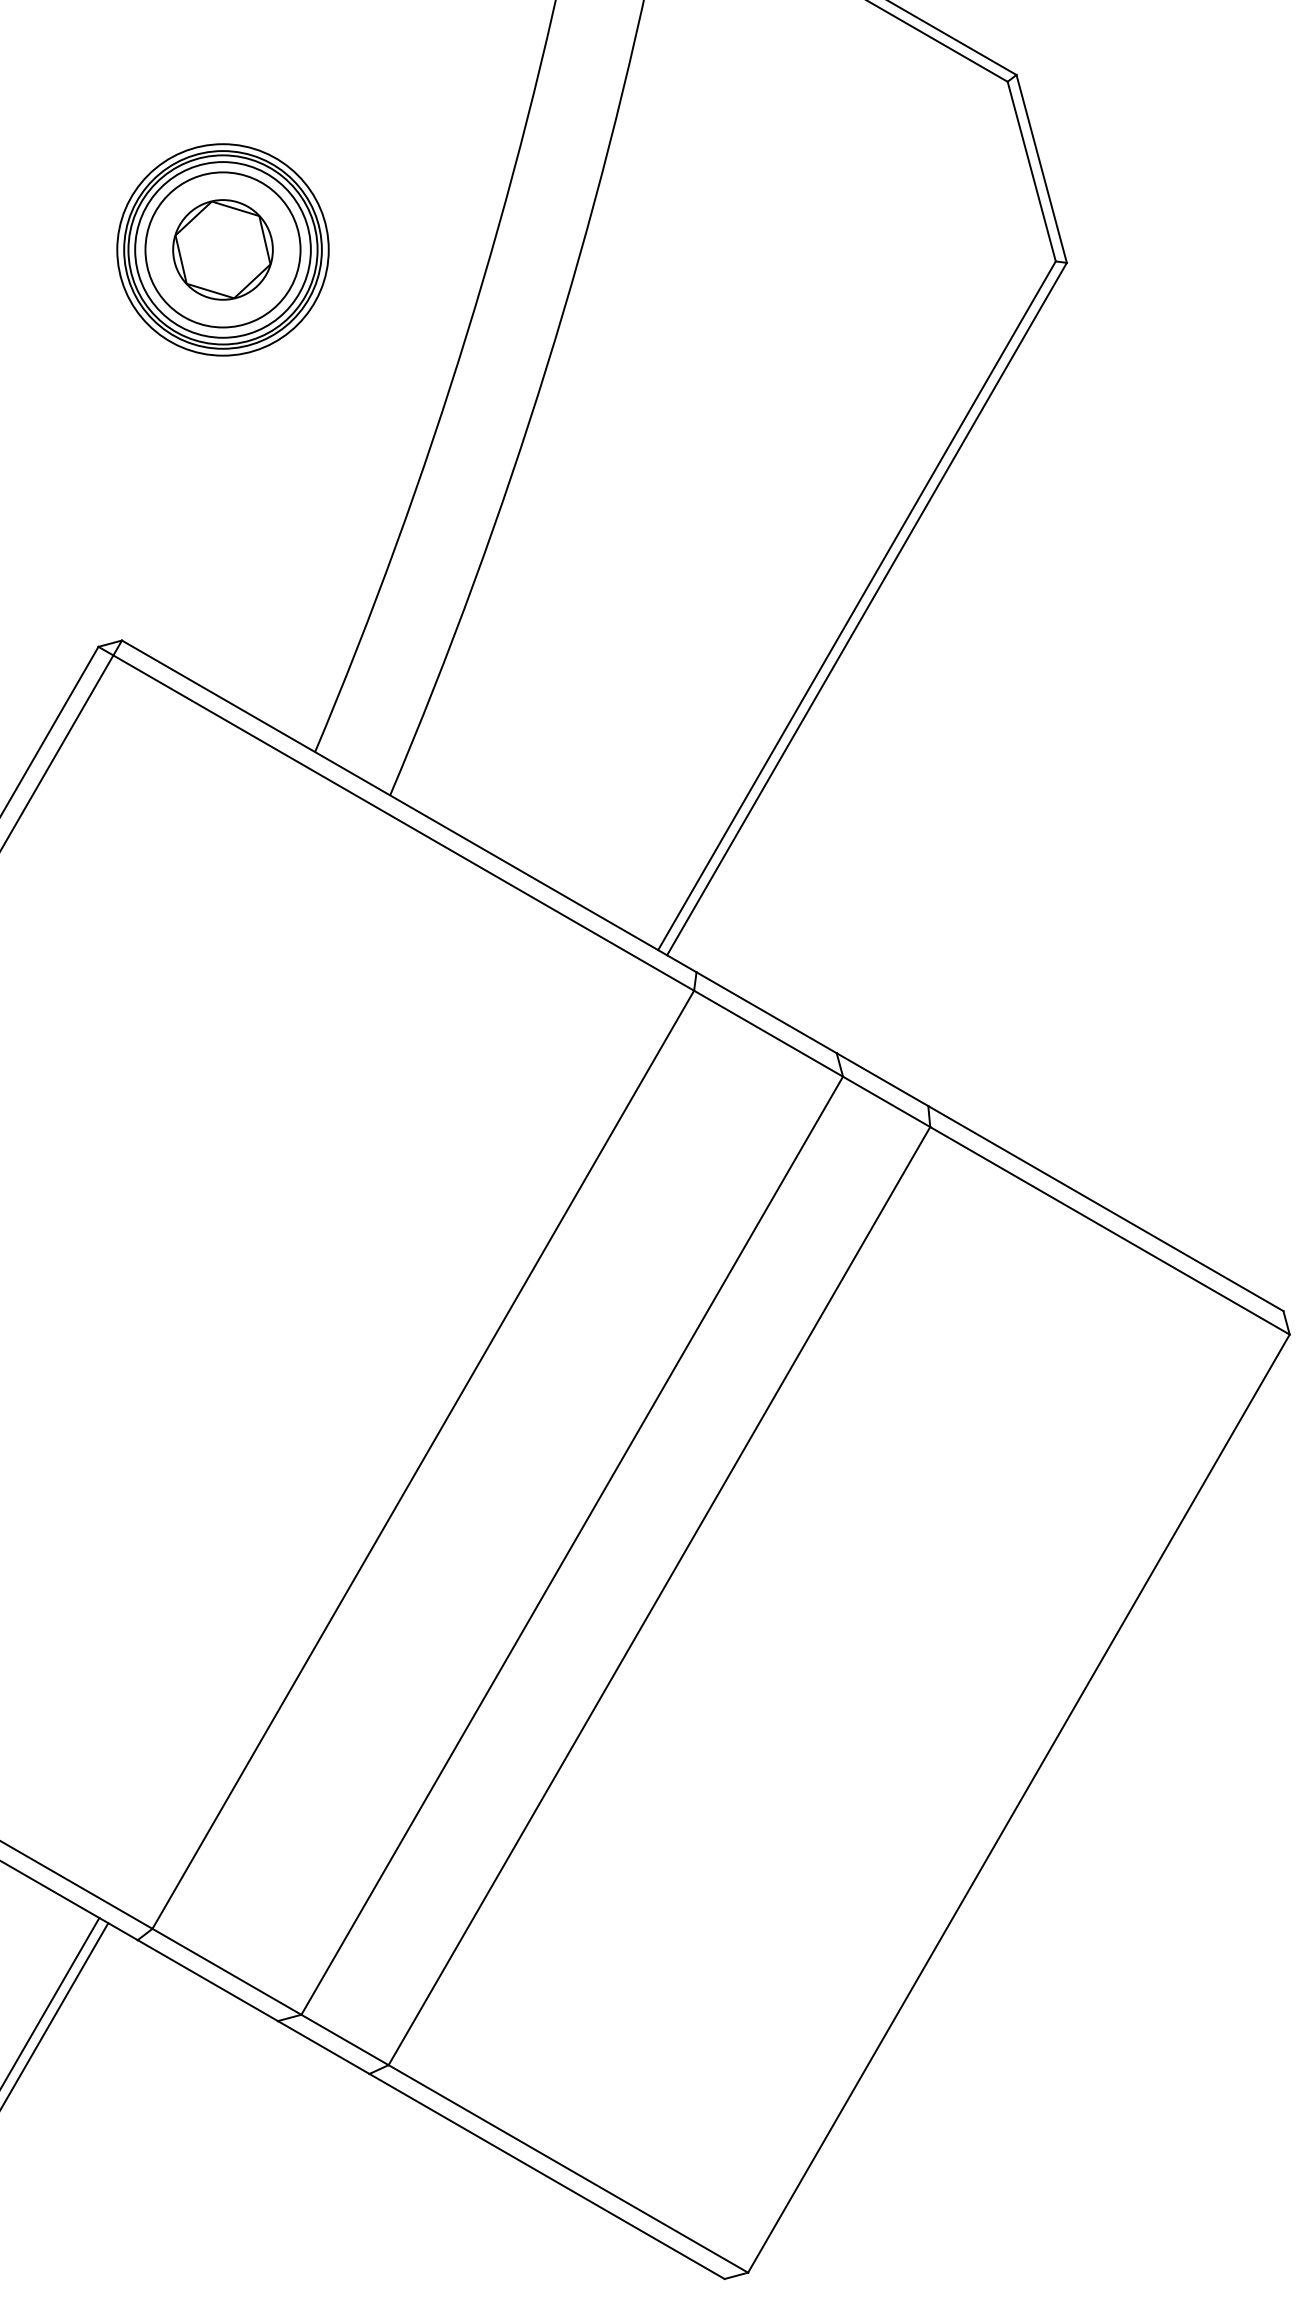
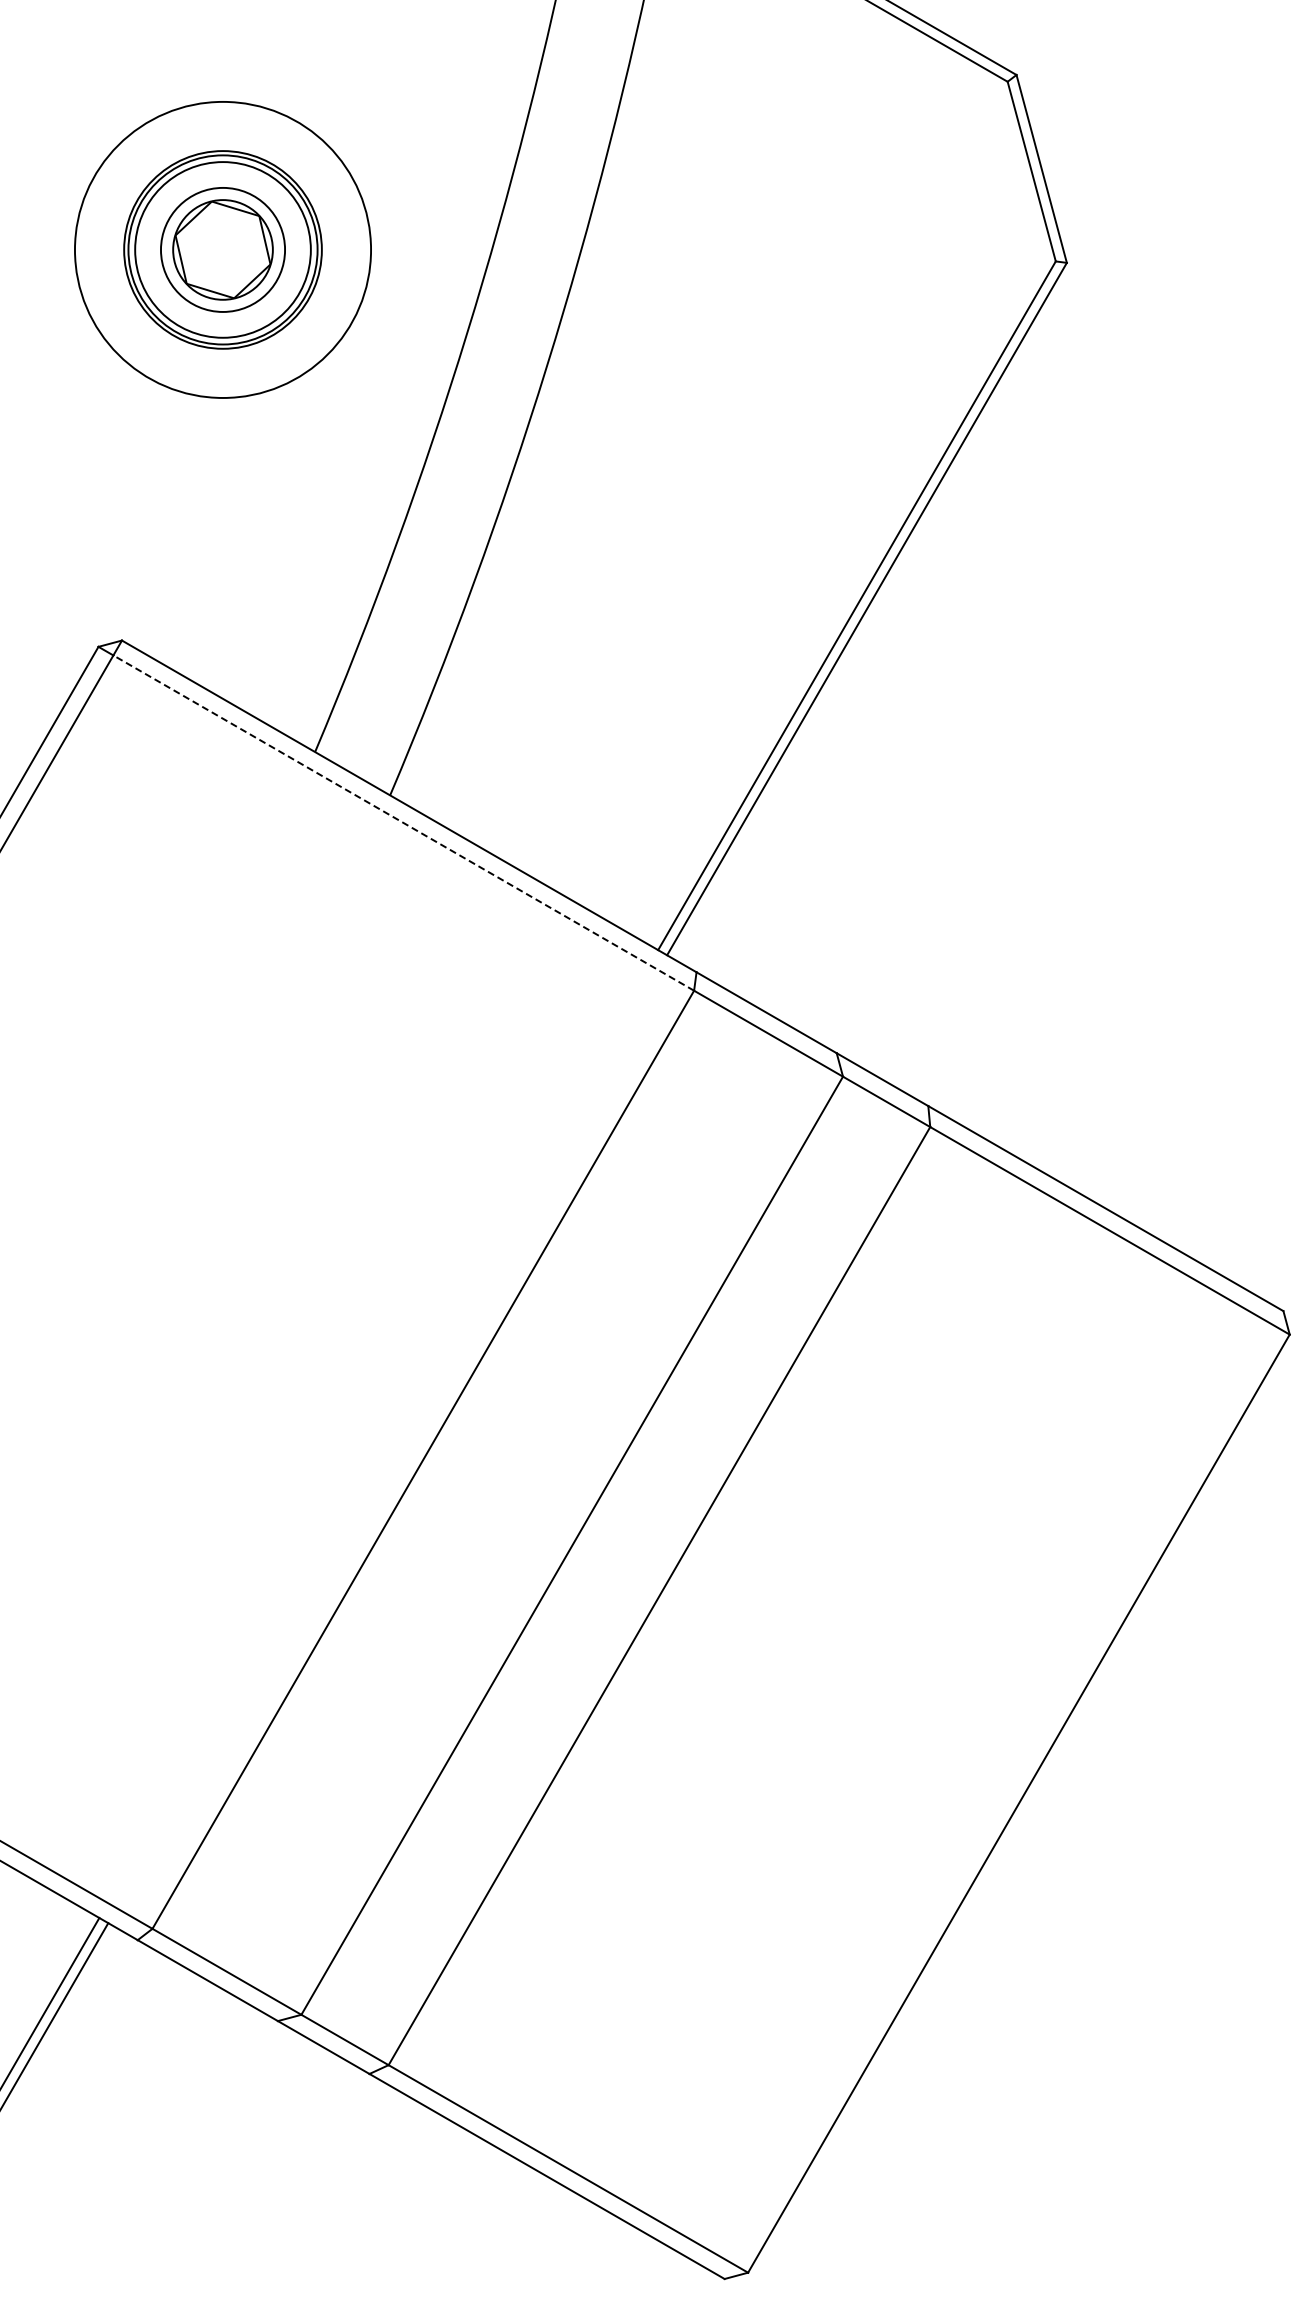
circle diameter: 155 px -> 124 px (222, 249)
circle diameter: 211 px -> 296 px (222, 249)
line: solid -> dashed (403, 822)
